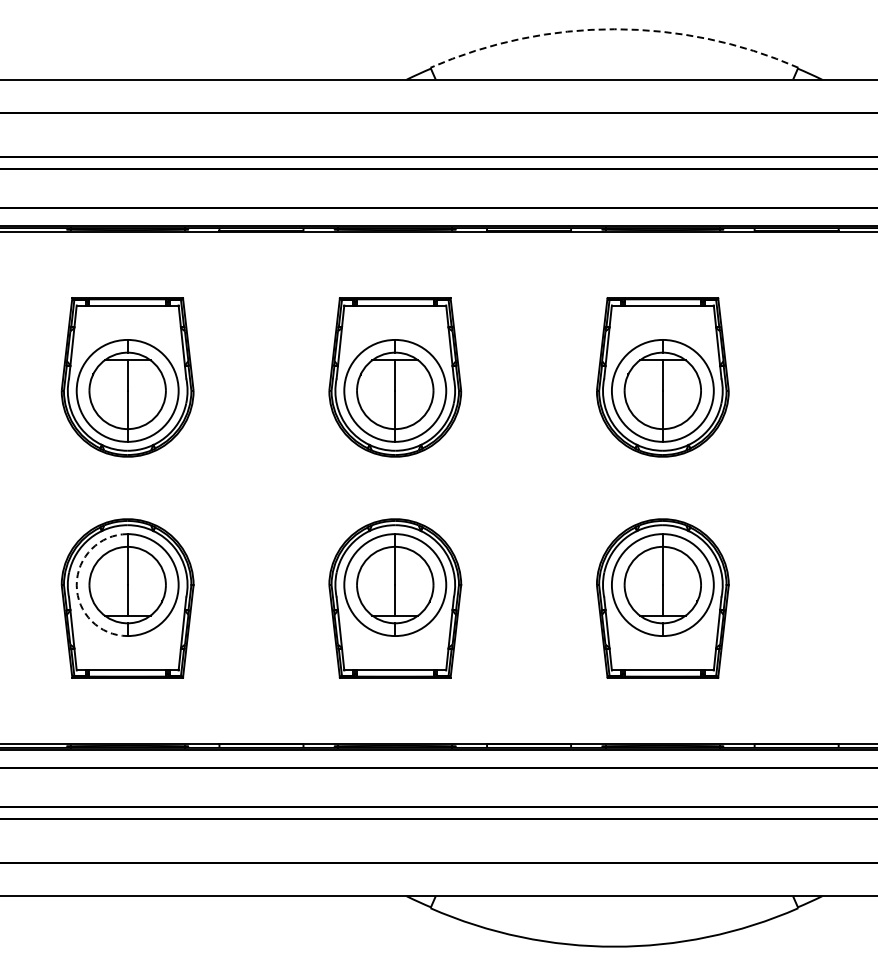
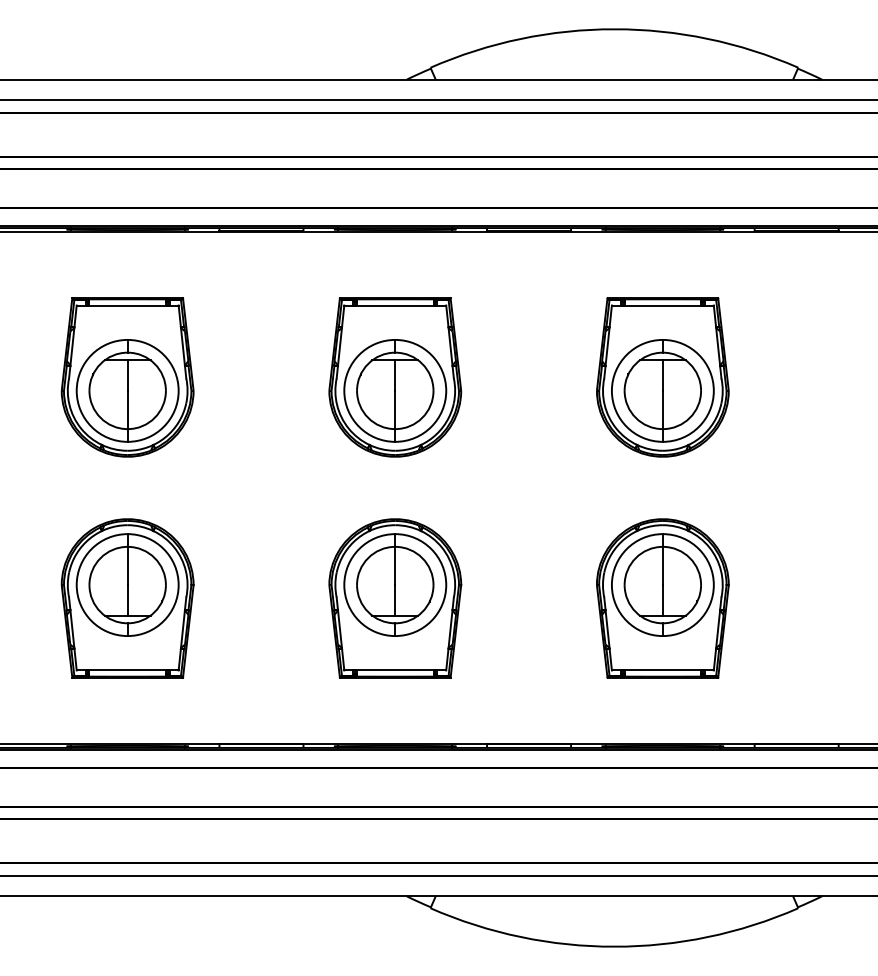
arc: dashed -> solid (614, 29)
line: none -> present (438, 99)
arc: dashed -> solid (76, 585)
line: none -> present (438, 876)
